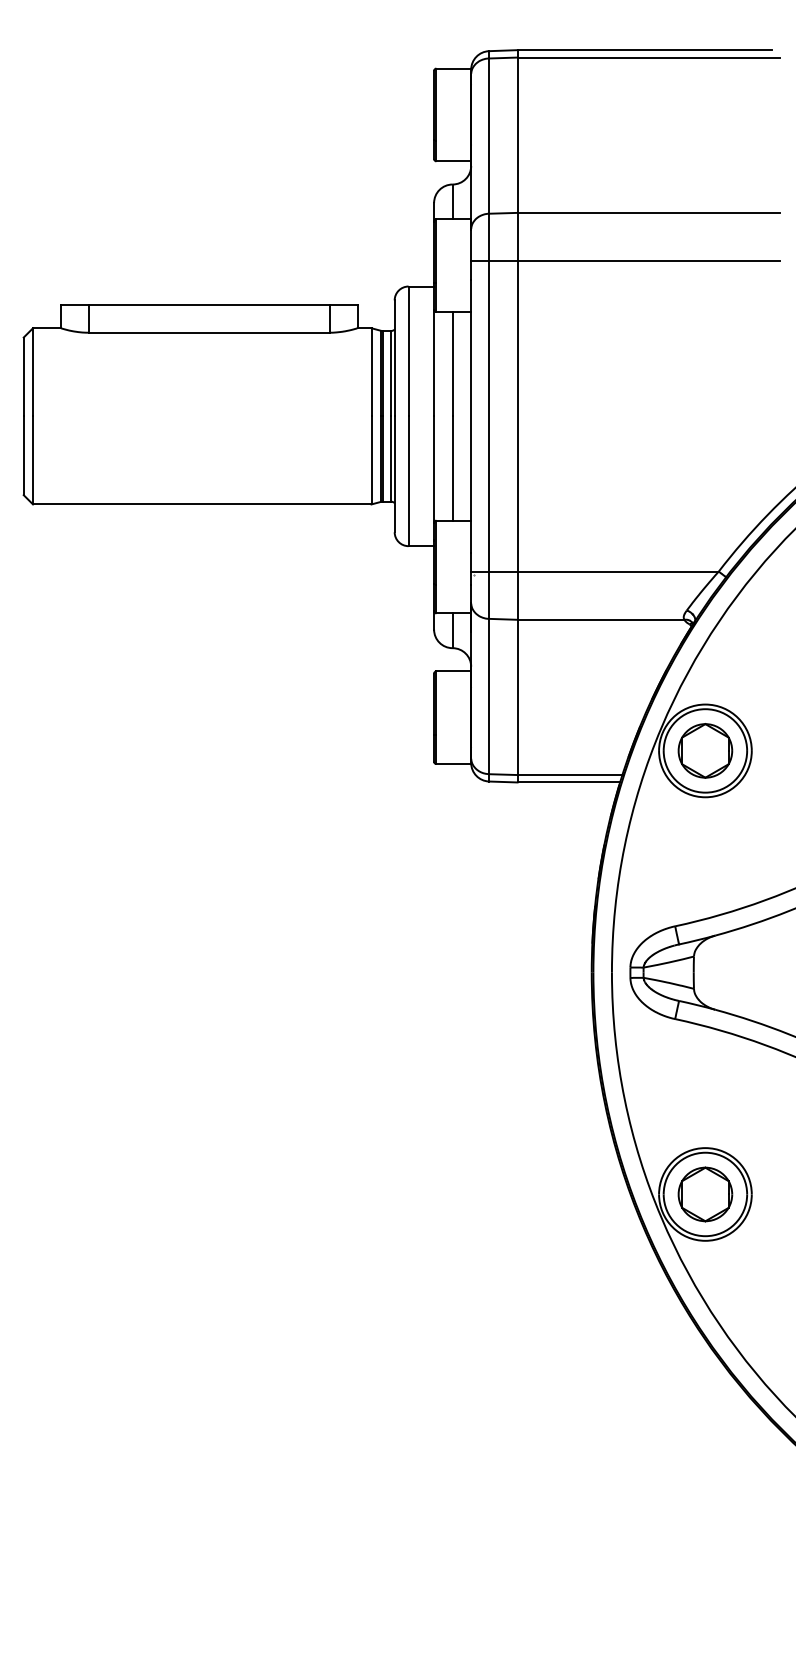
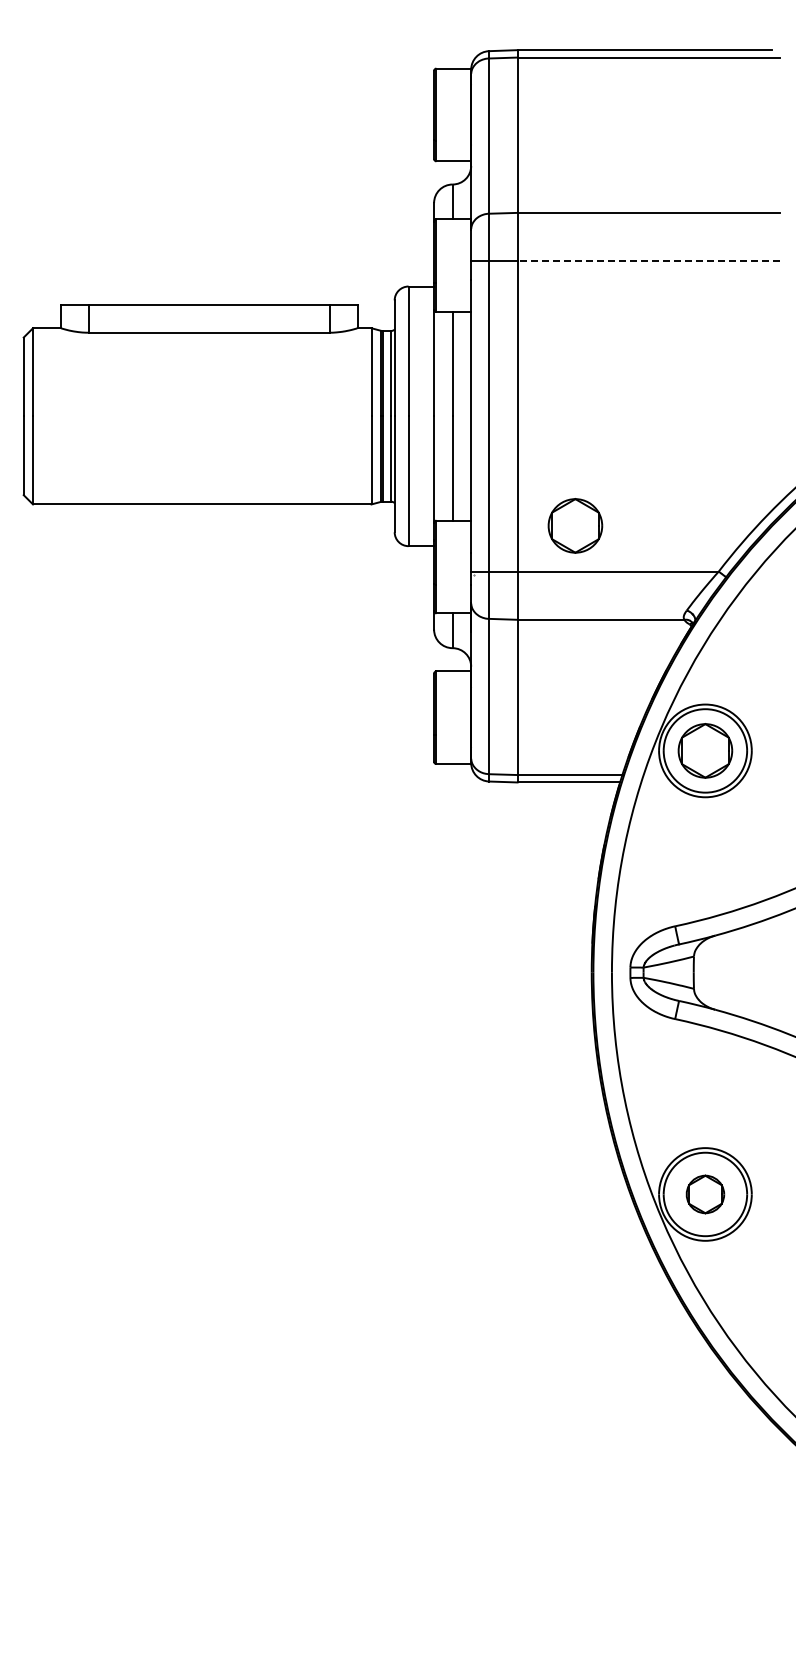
line: solid -> dashed (648, 261)
part: none -> present (575, 525)
part size: 57x57 px -> 41x41 px (705, 1194)
